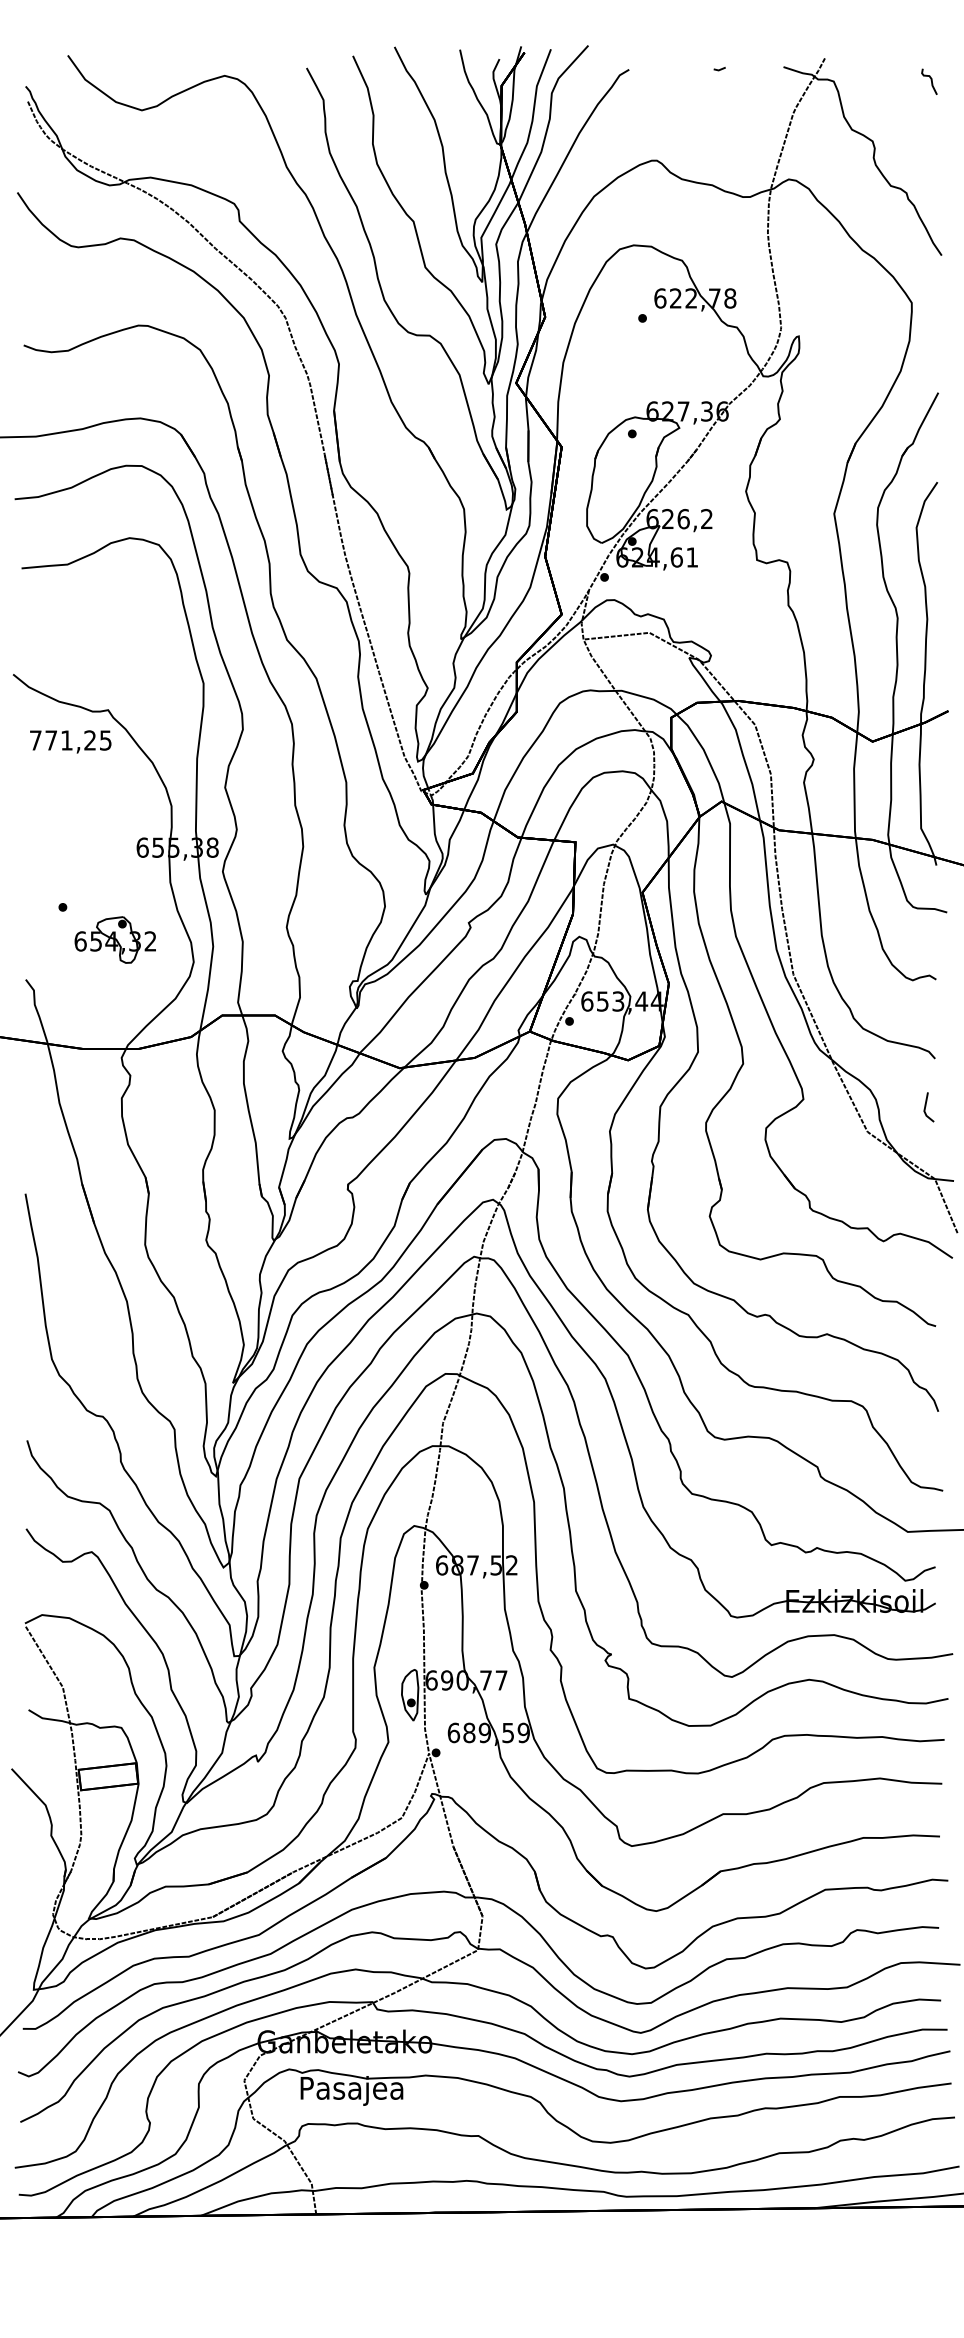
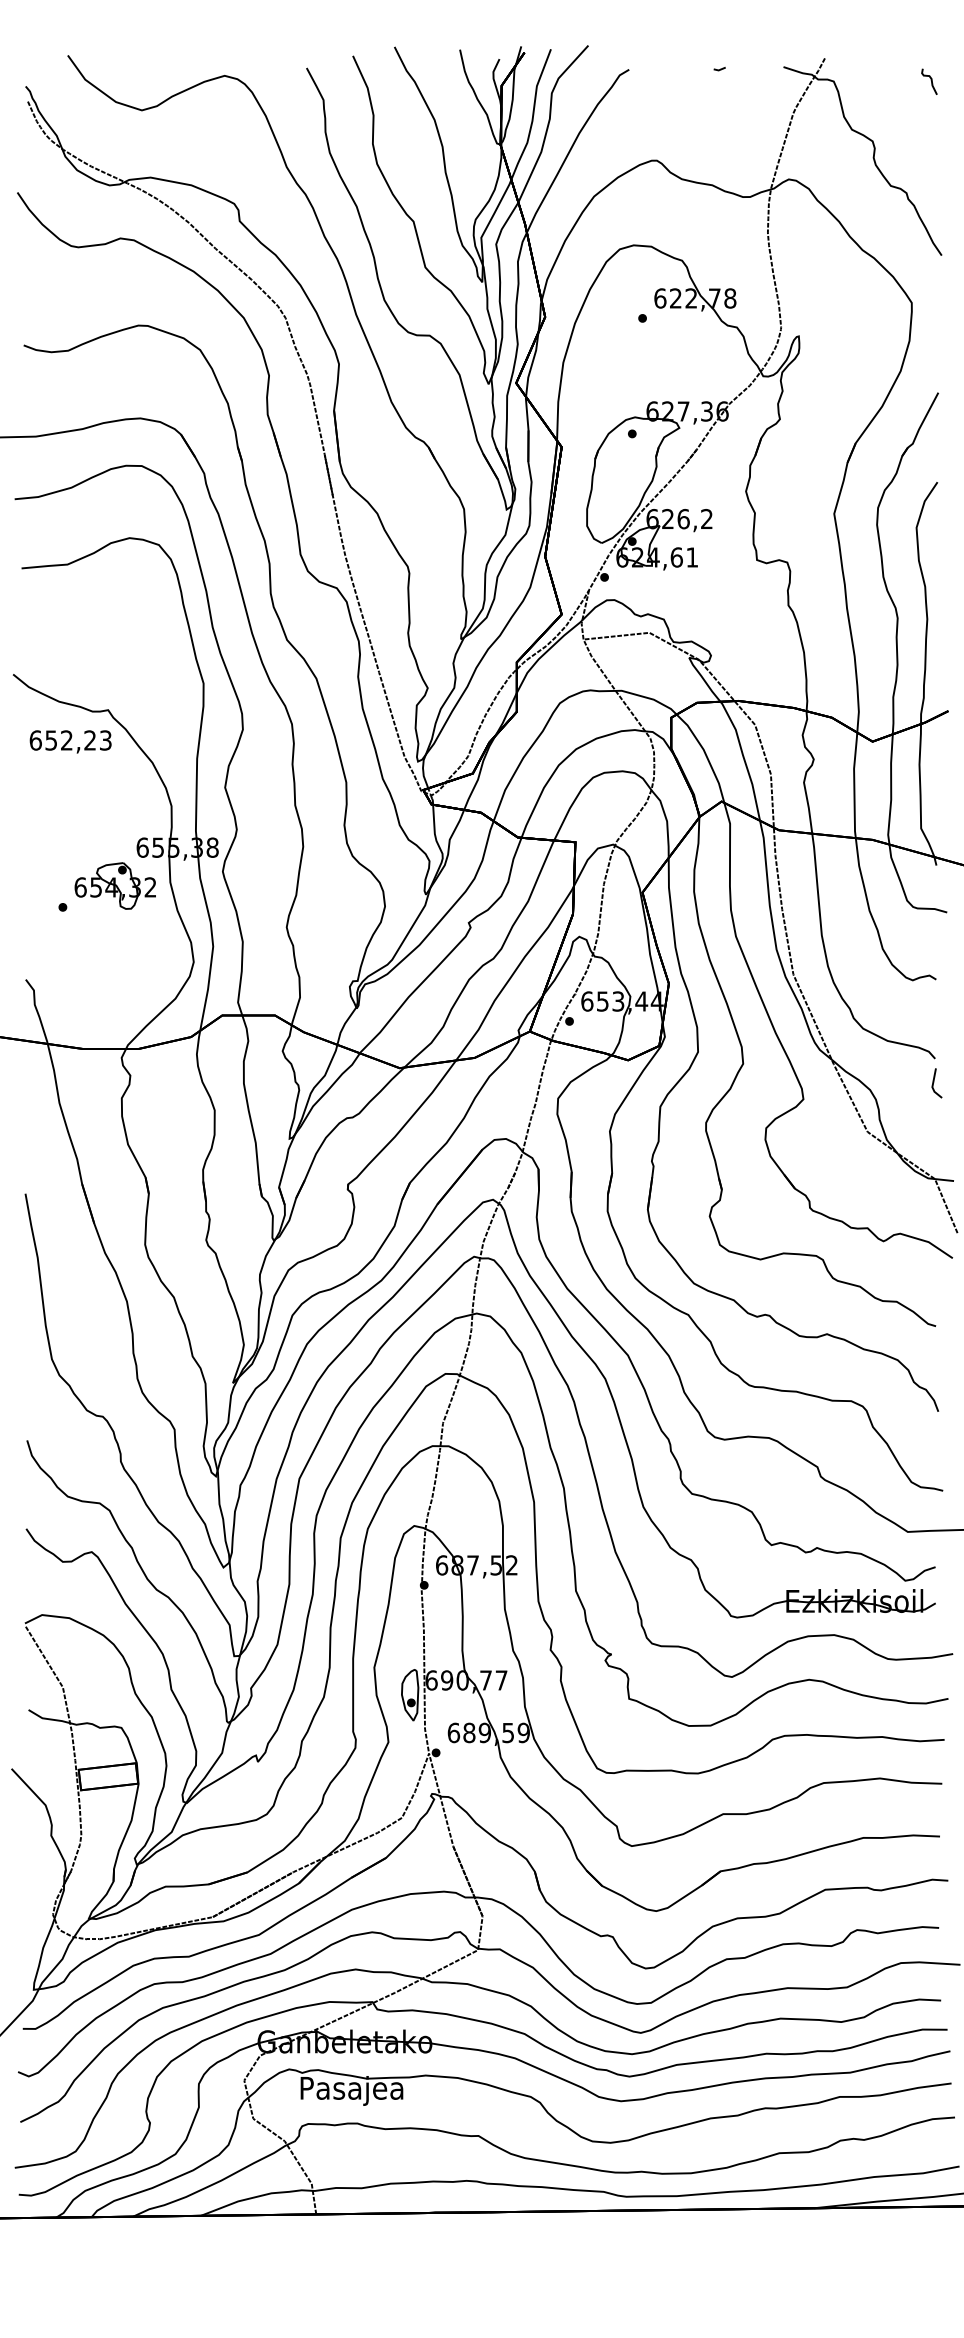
text: 771,25 -> 652,23 (70, 740)
part position: (114, 939) -> (114, 885) (114, 885)
line position: (926, 1106) -> (934, 1082) (934, 1082)
